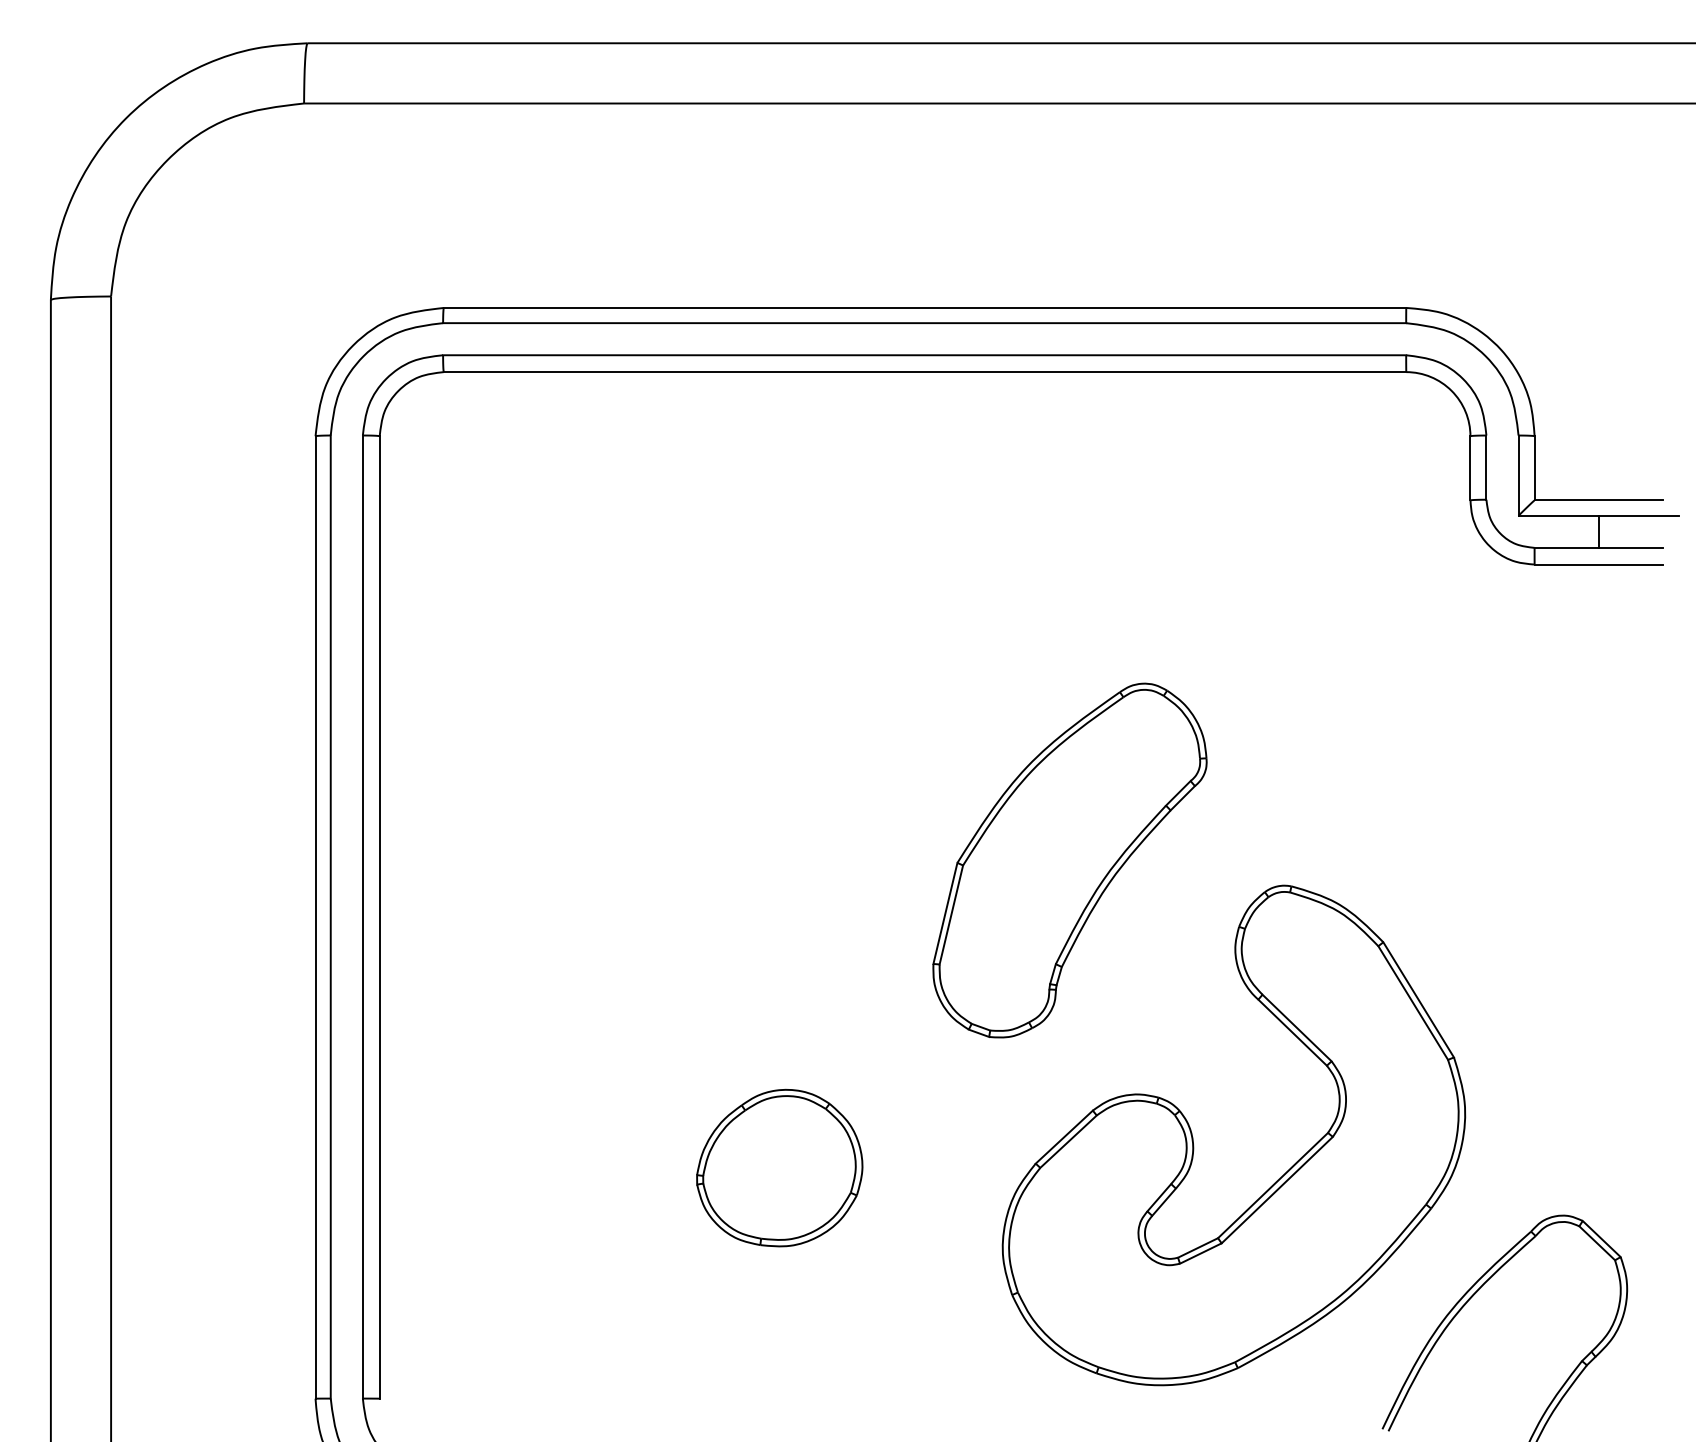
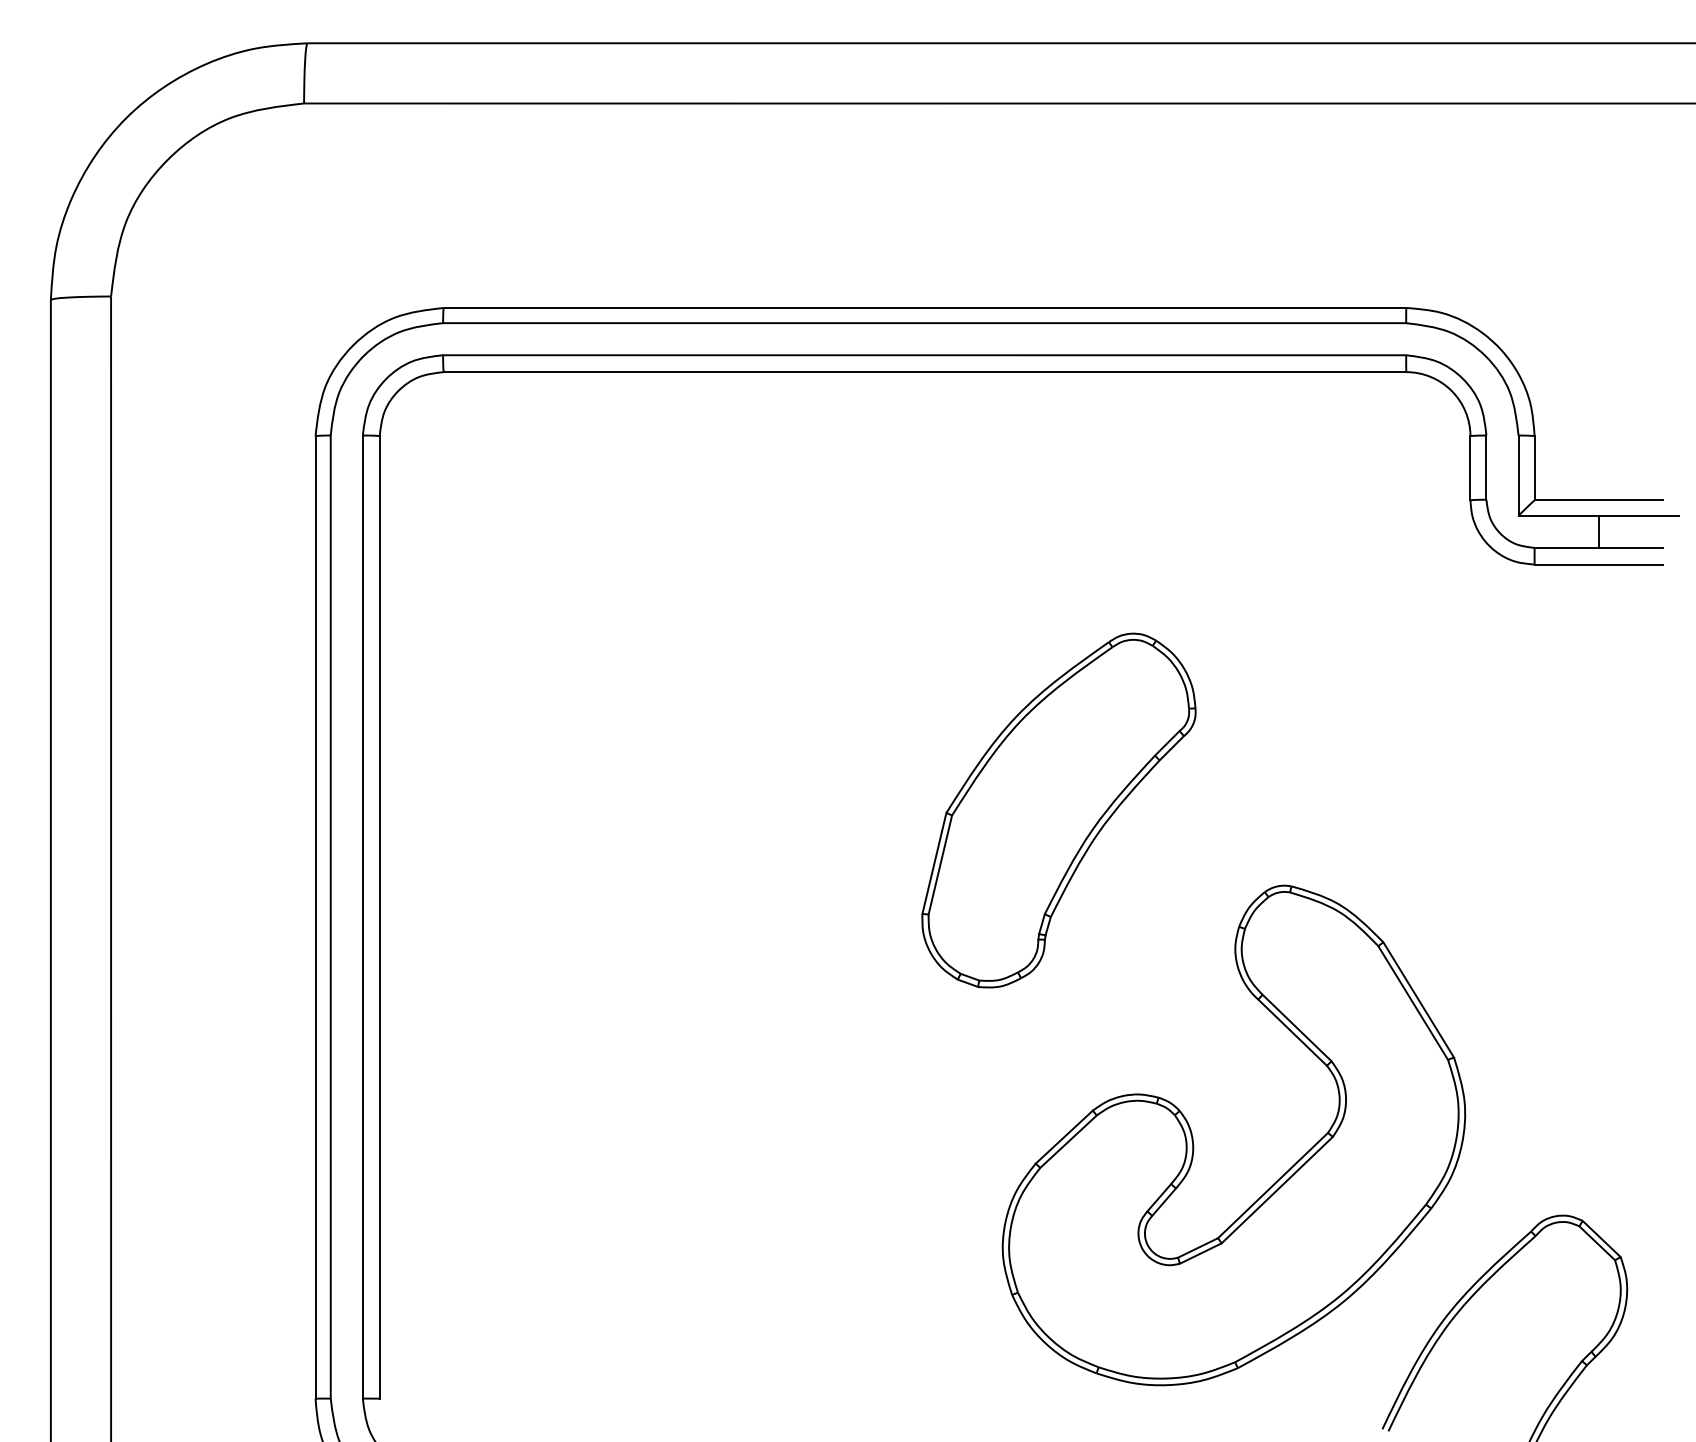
part position: (1069, 860) -> (1058, 810) (1058, 810)
part: present -> none (779, 1167)
